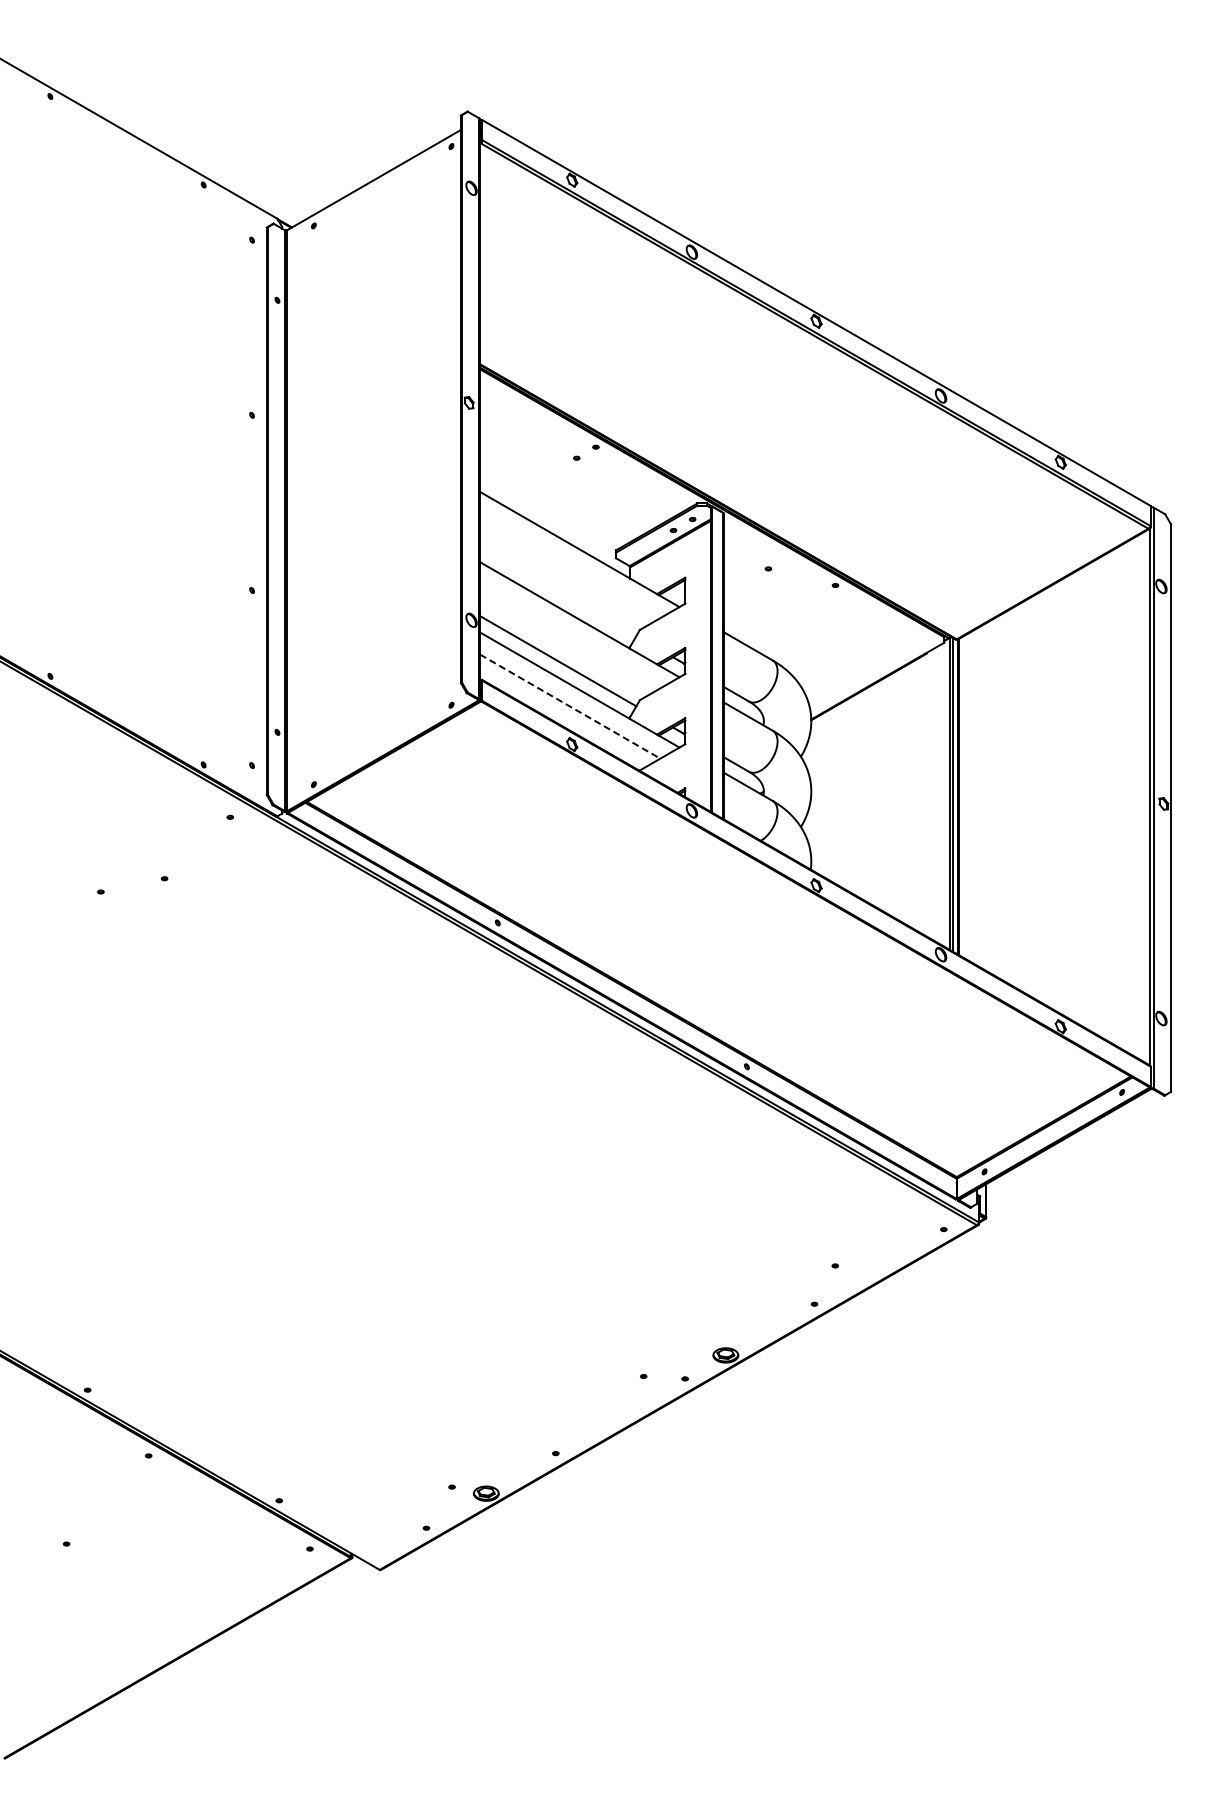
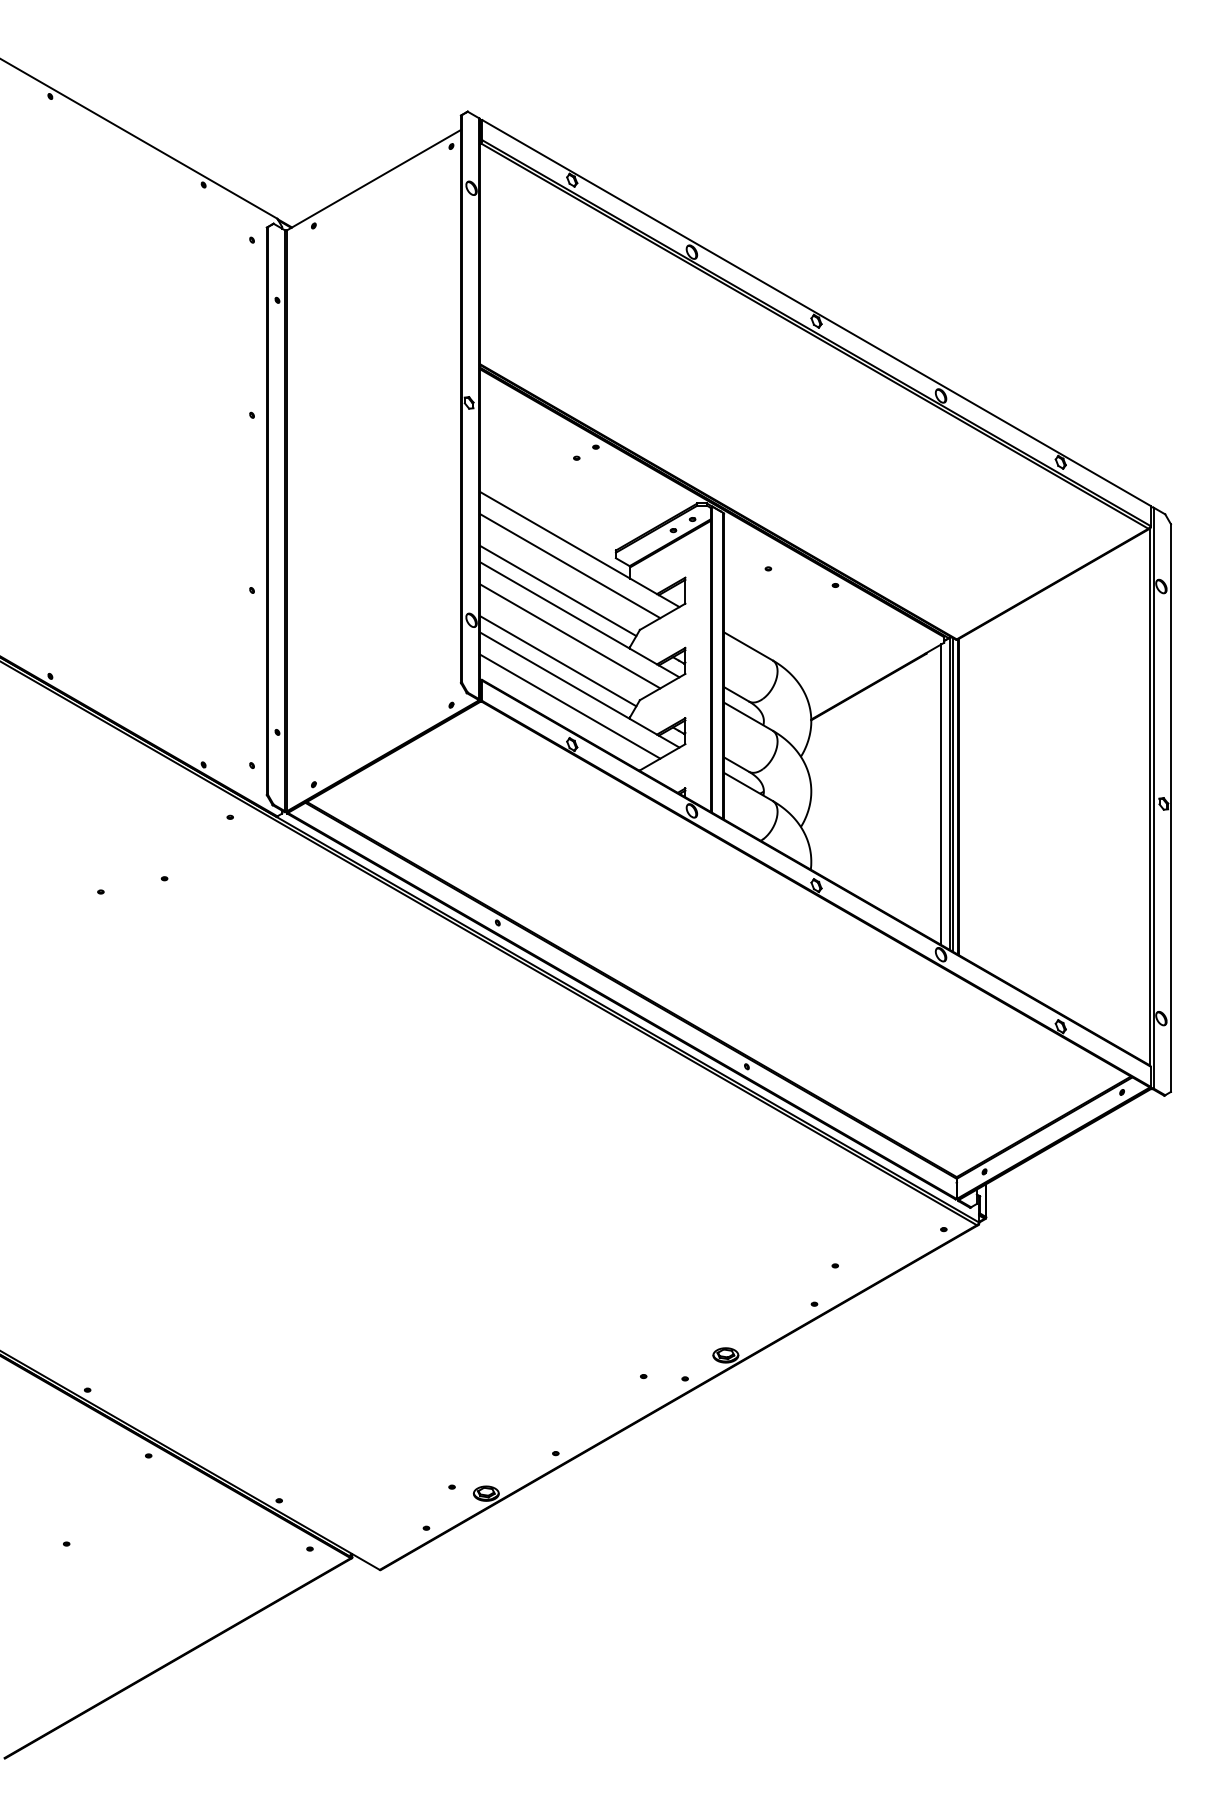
line: none -> present (570, 566)
line: none -> present (558, 590)
line: none -> present (570, 636)
line: dashed -> solid (570, 706)
line: none -> present (941, 794)
